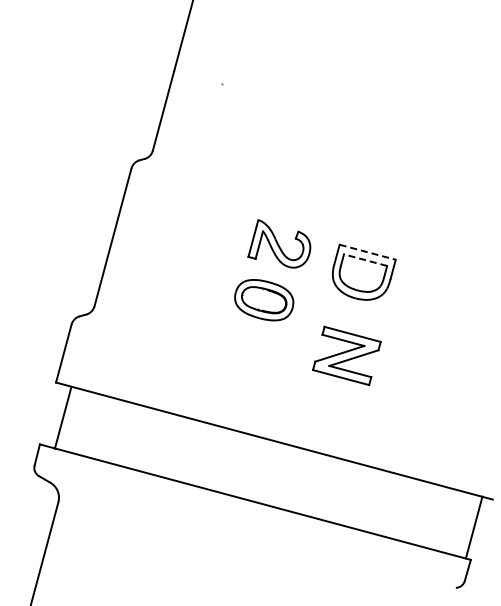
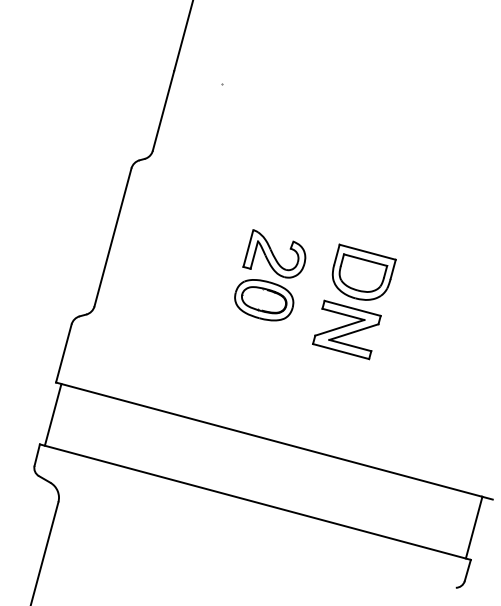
part position: (279, 243) -> (274, 253) (274, 253)
line: dashed -> solid (368, 252)
line: dashed -> solid (365, 260)
part position: (346, 355) -> (346, 329) (346, 329)
line position: (62, 417) -> (52, 414) (52, 414)
